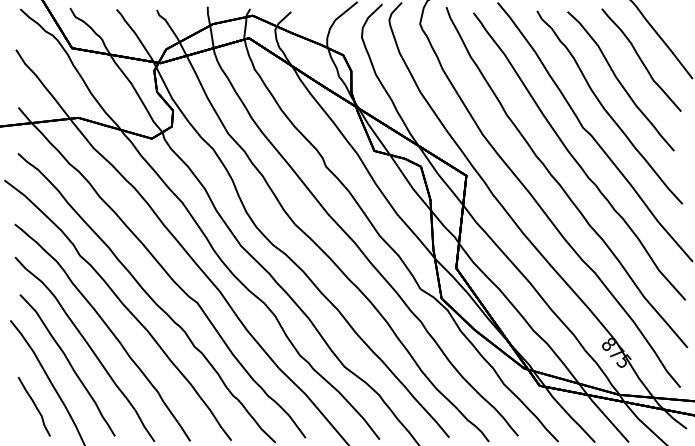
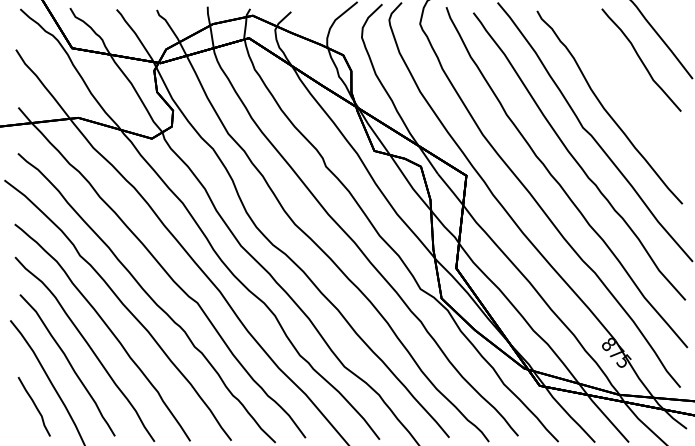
curve: present -> none (620, 81)
